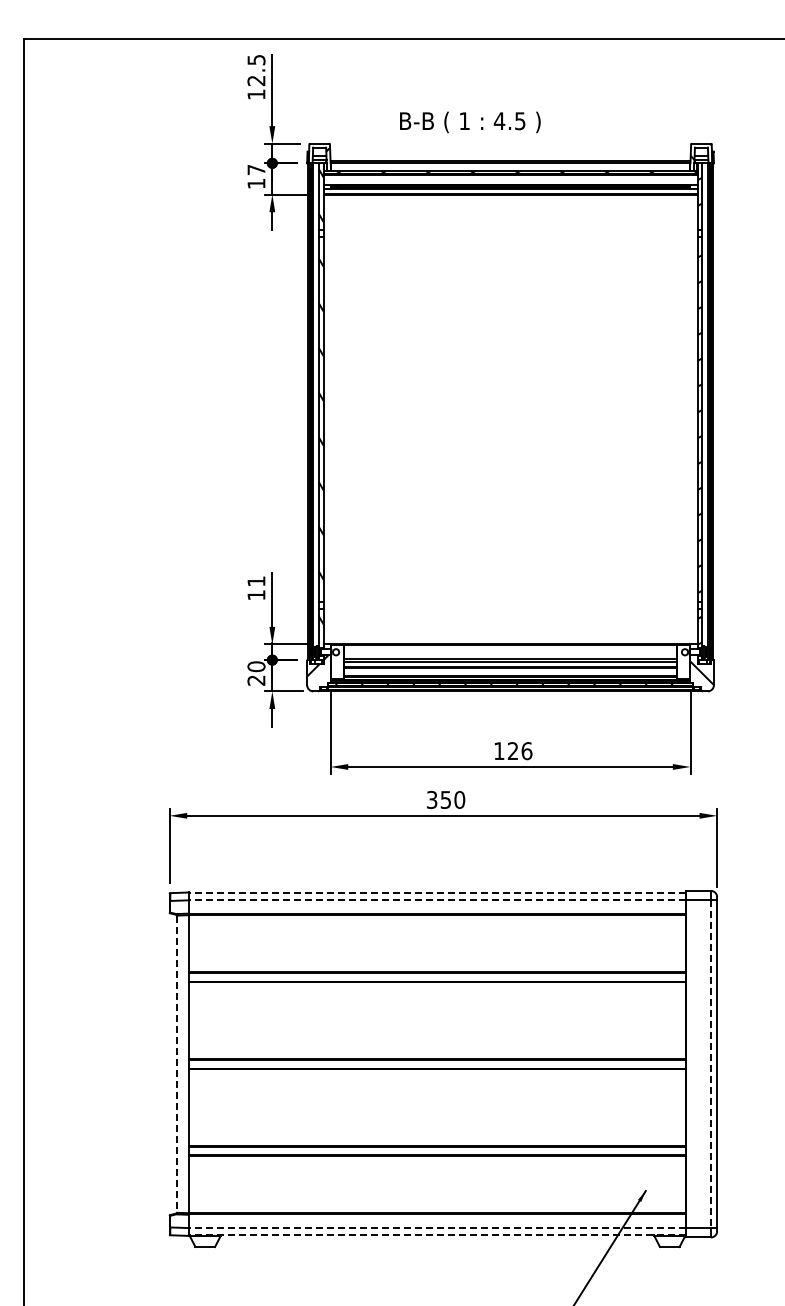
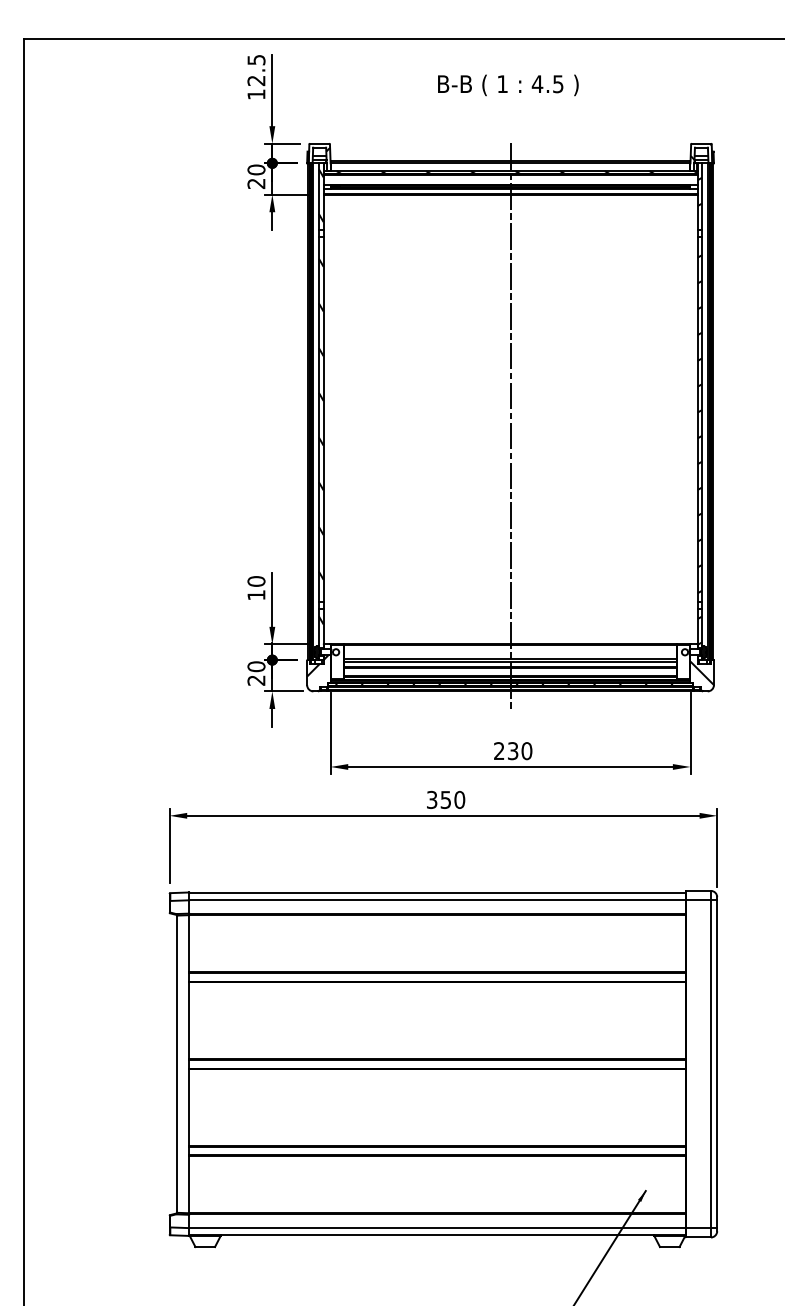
text position: (470, 122) -> (508, 85) (508, 85)
text: 17 -> 20 (256, 176)
line: none -> present (510, 426)
text: 11 -> 10 (256, 581)
text: 126 -> 230 (513, 751)
line: dashed -> solid (437, 893)
line: dashed -> solid (437, 900)
line: dashed -> solid (177, 1064)
line: dashed -> solid (710, 1064)
line: dashed -> solid (437, 1228)
line: dashed -> solid (437, 1235)
